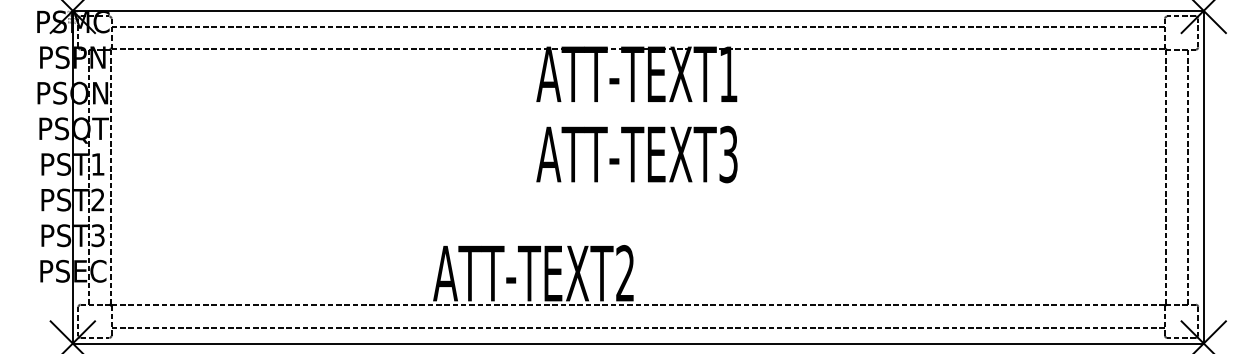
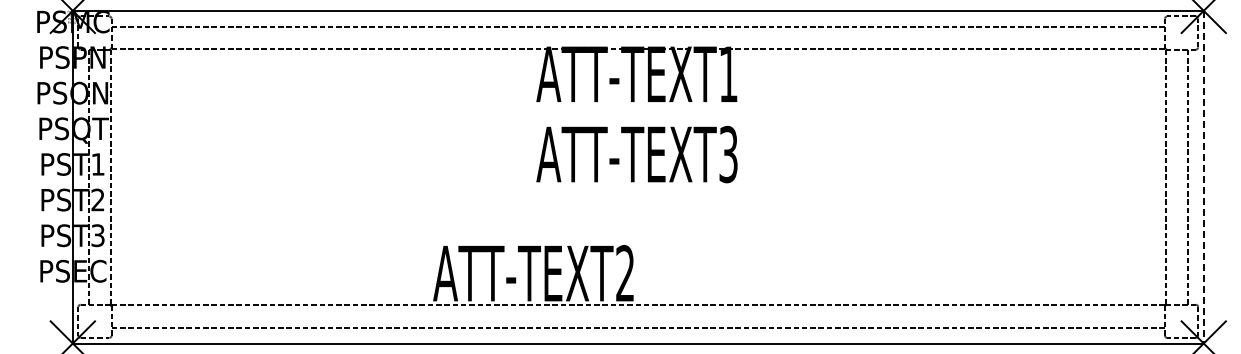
line: solid -> dashed (1203, 177)
